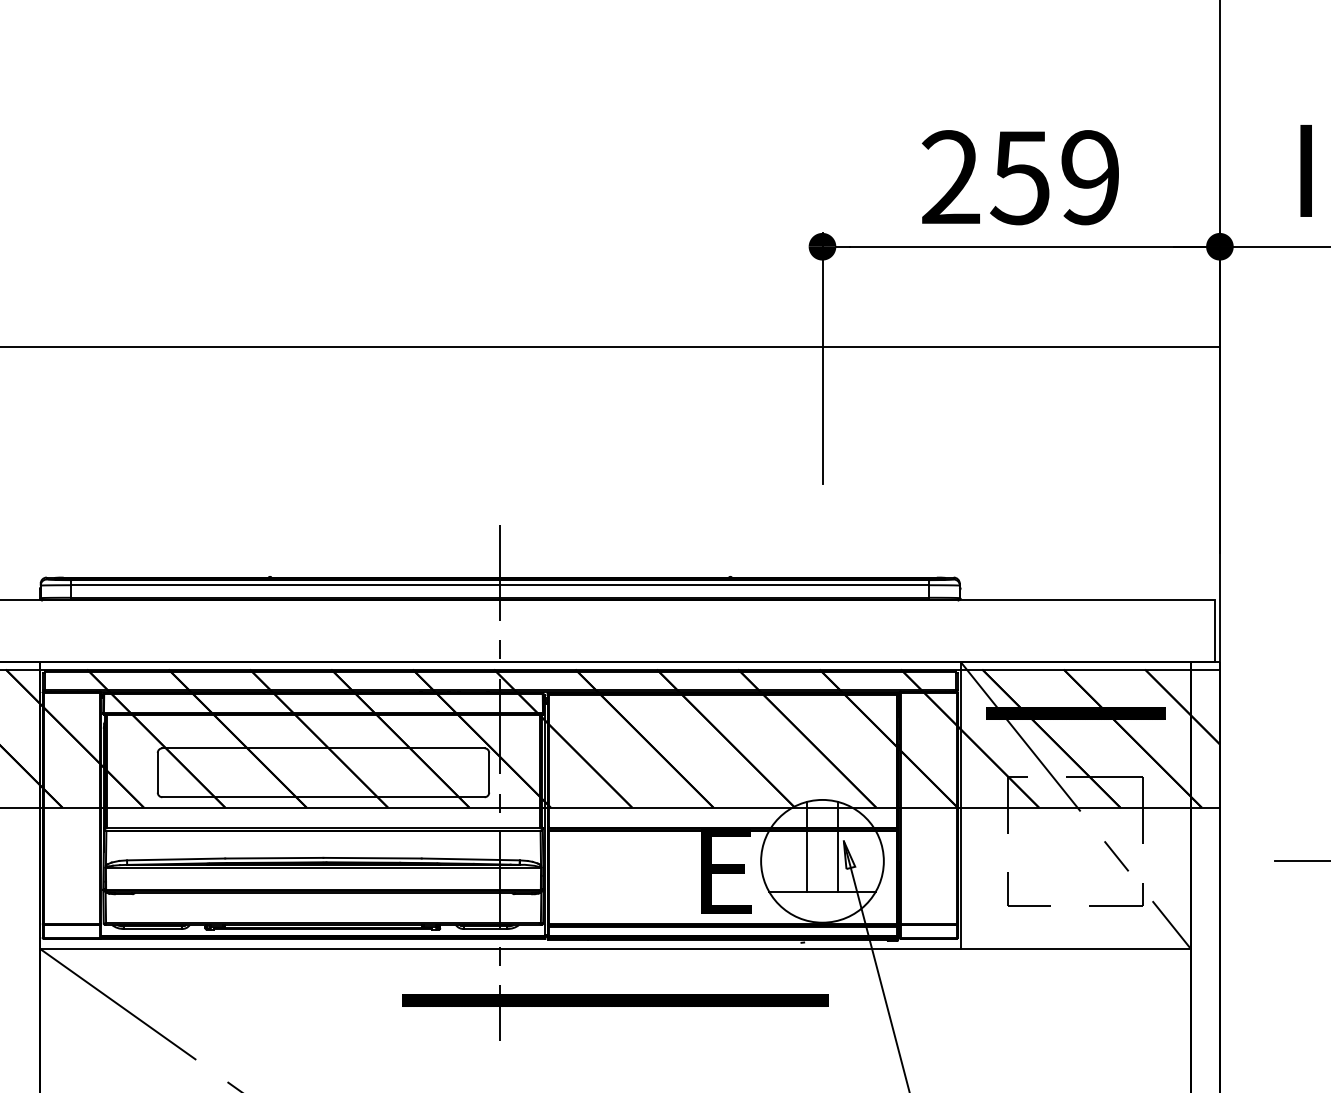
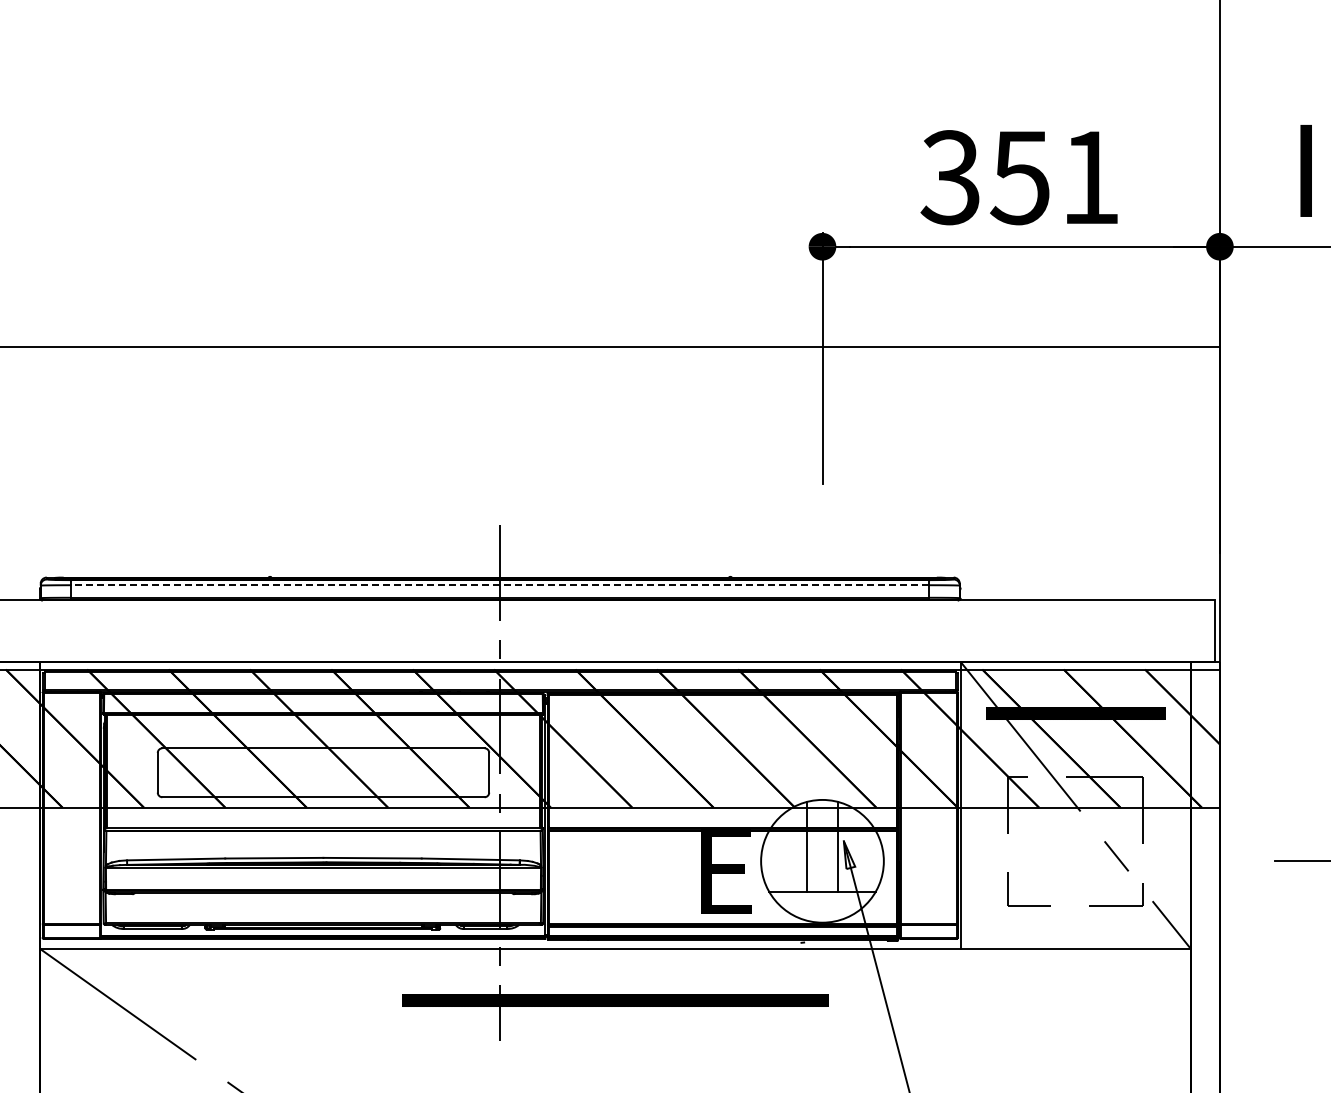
text: 259 -> 351 (1019, 177)
line: solid -> dashed (500, 585)
